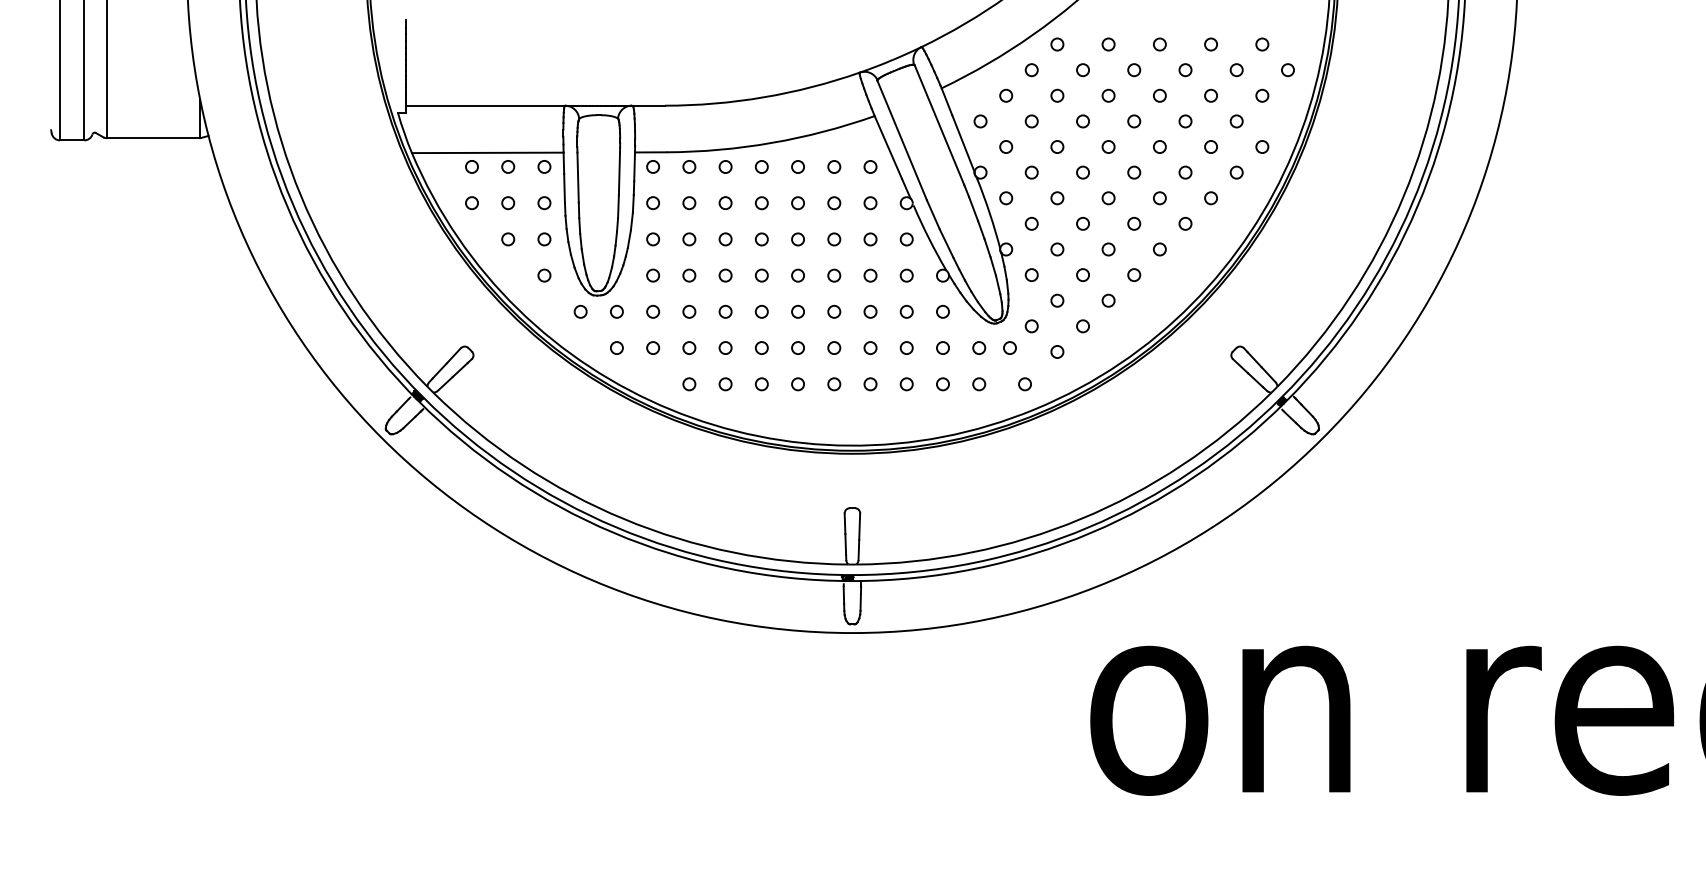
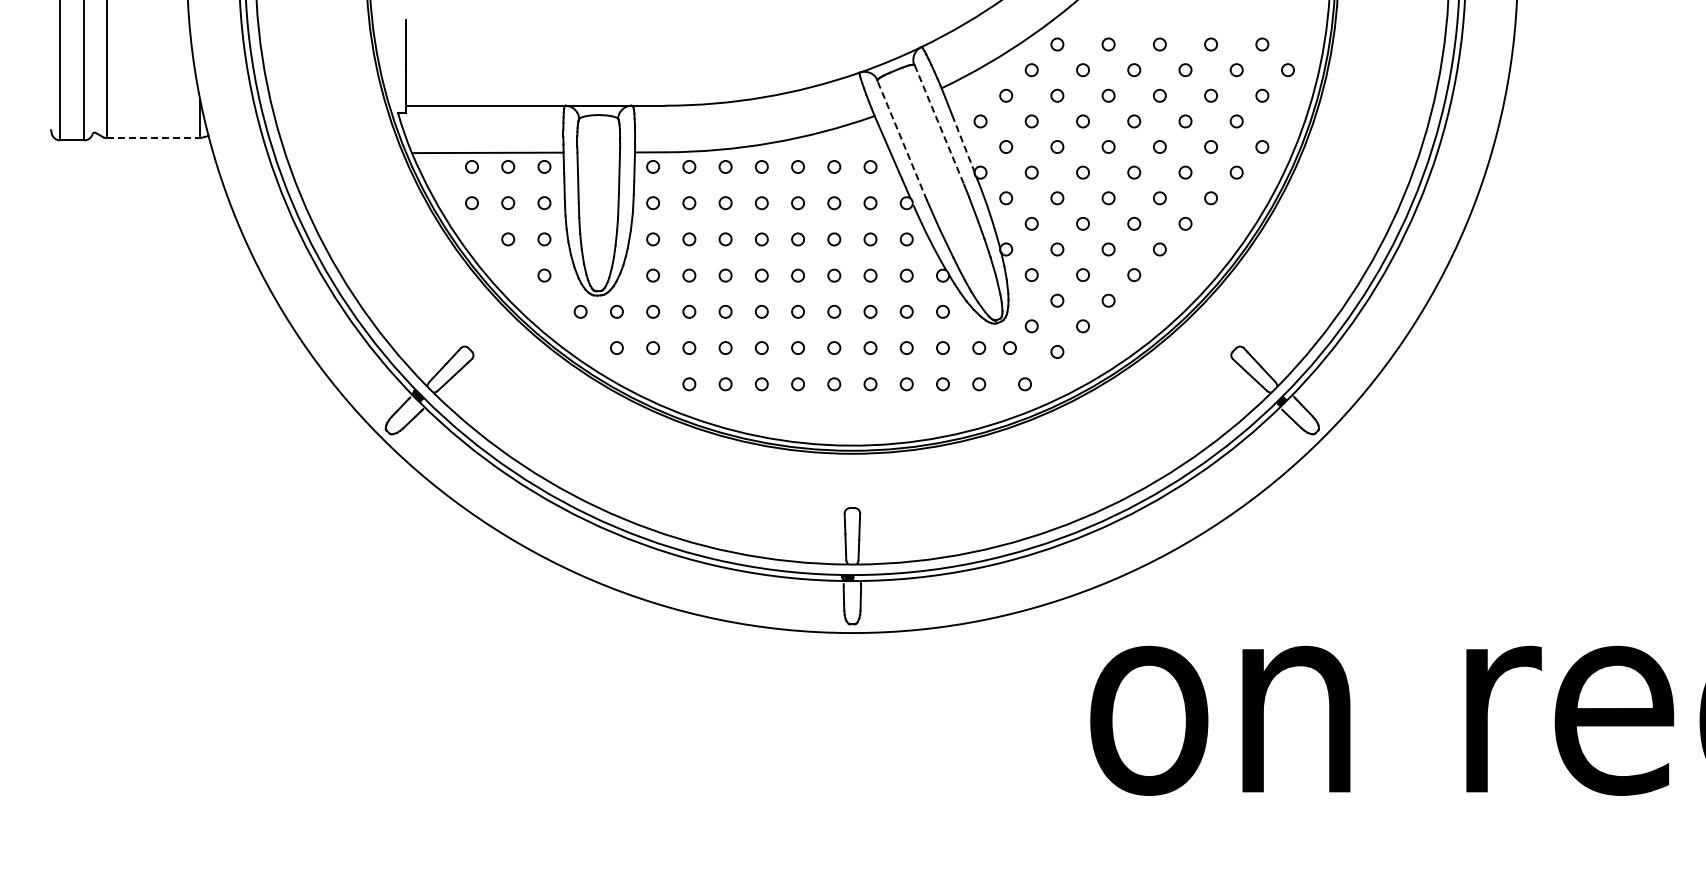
line: solid -> dashed (939, 125)
line: solid -> dashed (153, 138)
line: solid -> dashed (902, 140)
line: solid -> dashed (963, 144)
